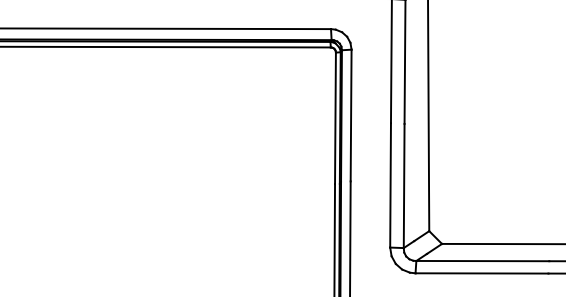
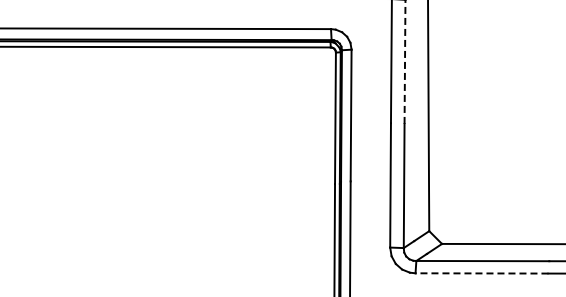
line: solid -> dashed (405, 62)
line: solid -> dashed (481, 273)
